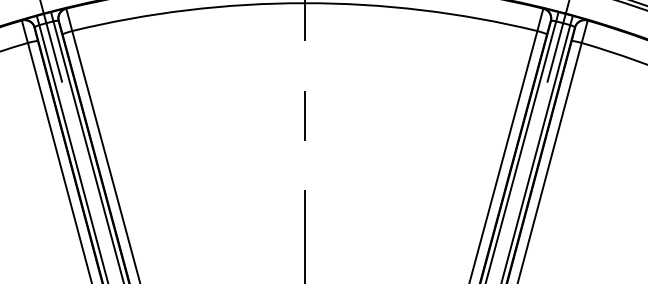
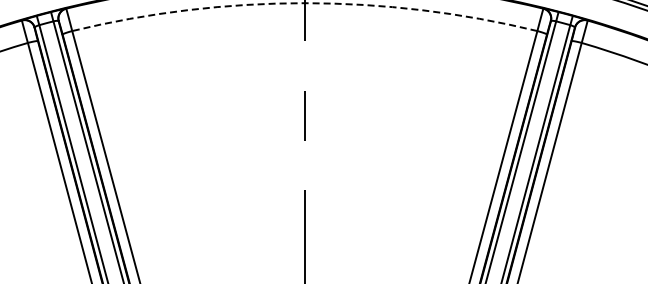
arc: solid -> dashed (304, 3)
line: present -> none (51, 42)
line: present -> none (557, 42)
